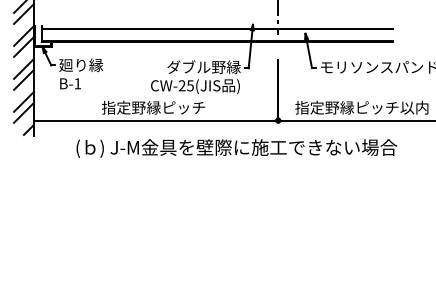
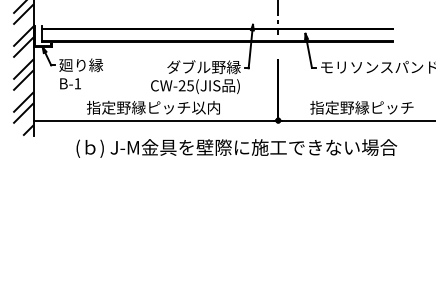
text: 指定野縁ピッチ -> 指定野縁ピッチ以内 (153, 107)
text: 指定野縁ピッチ以内 -> 指定野縁ピッチ (361, 107)
